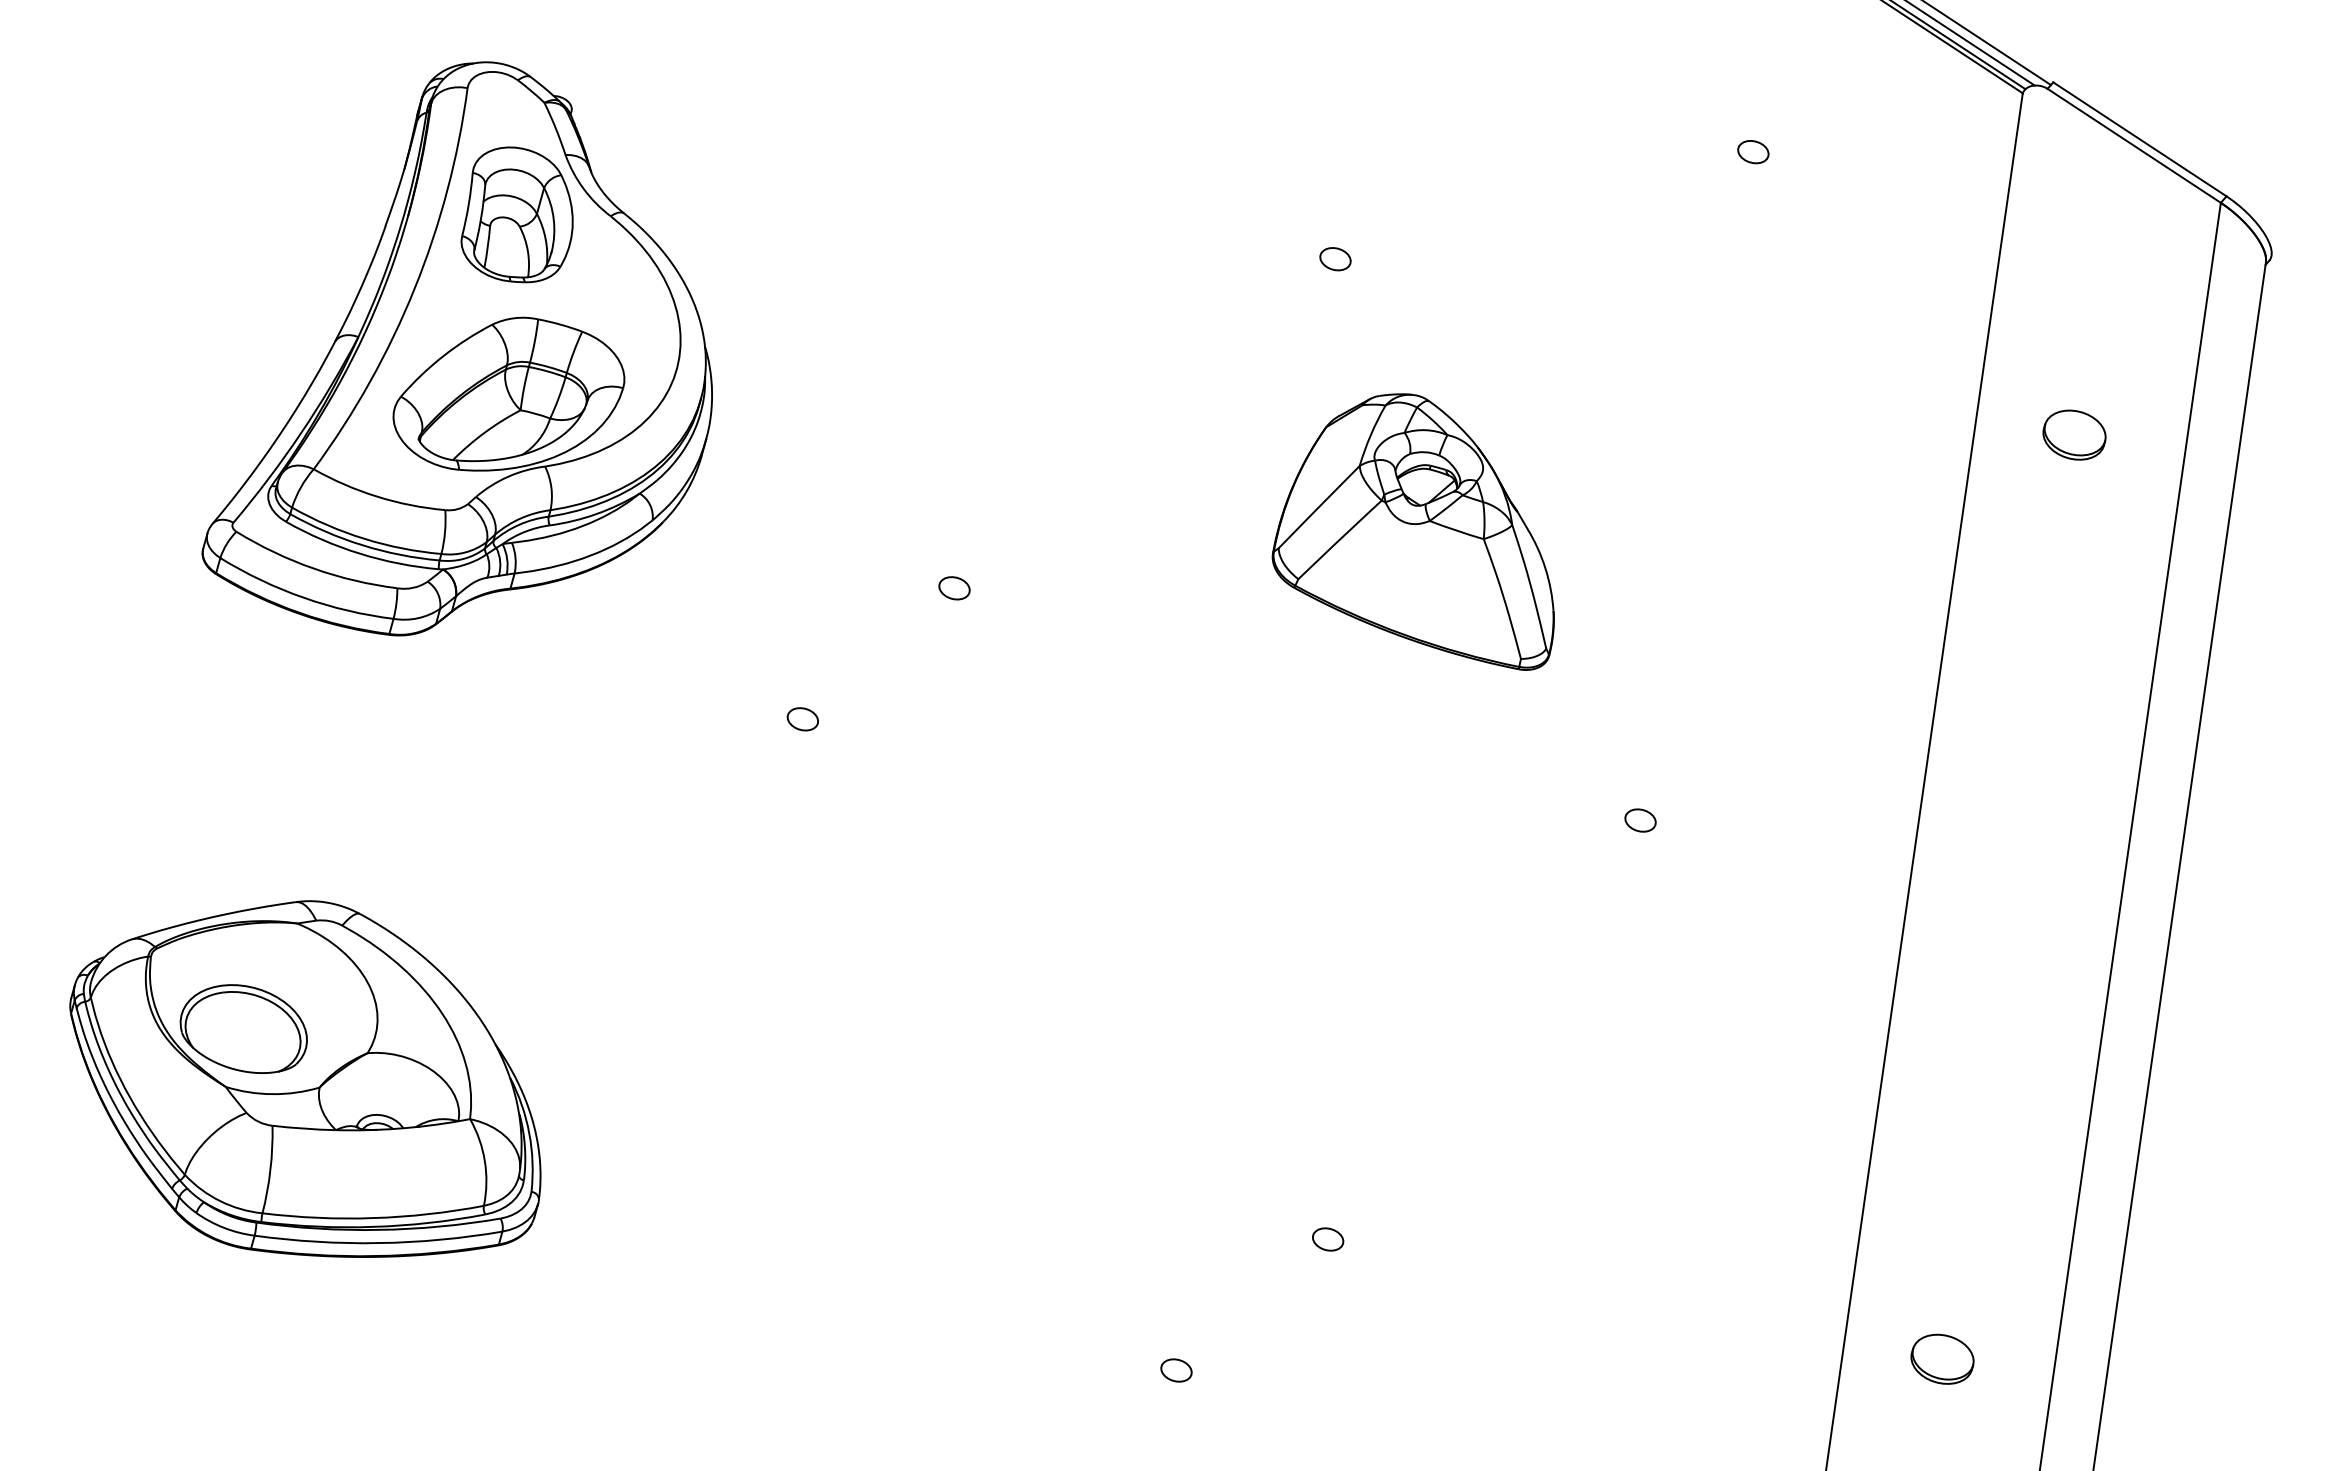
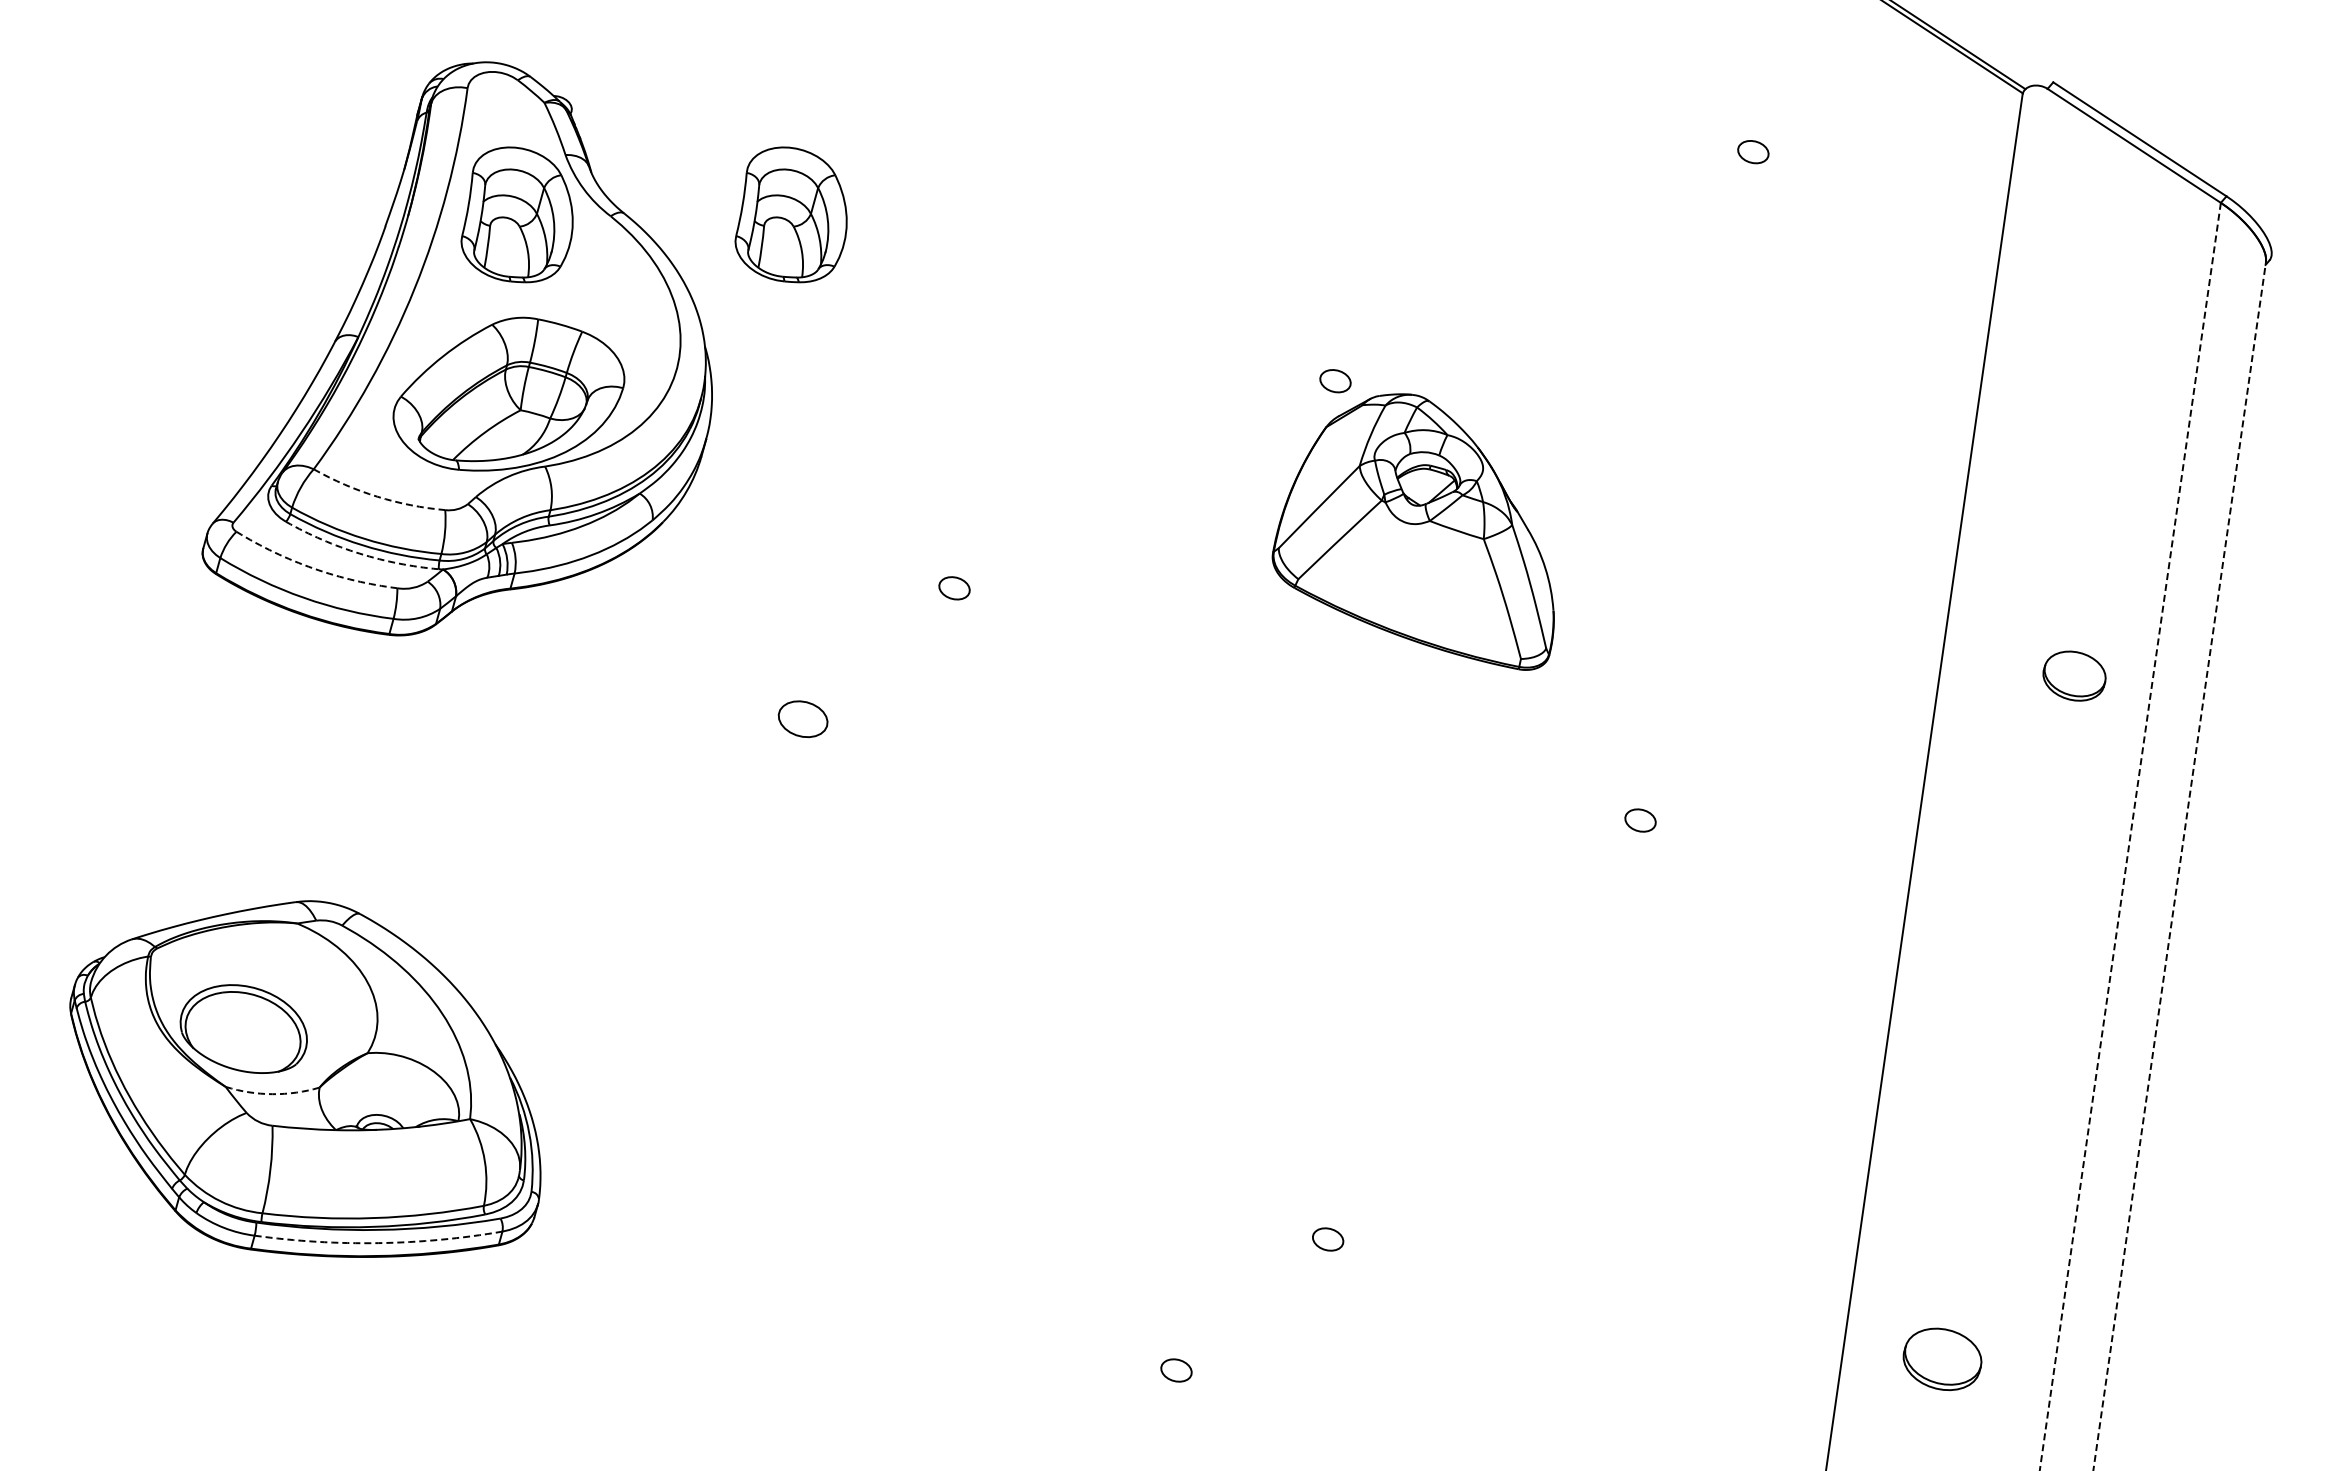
line: present -> none (1971, 43)
line: present -> none (1987, 43)
part: none -> present (790, 214)
part position: (1335, 259) -> (1335, 381) (1335, 381)
part position: (2074, 434) -> (2074, 675) (2074, 675)
arc: solid -> dashed (377, 496)
arc: solid -> dashed (359, 553)
arc: solid -> dashed (313, 568)
part size: 33x25 px -> 52x39 px (802, 719)
line: solid -> dashed (2130, 837)
line: solid -> dashed (2179, 865)
arc: solid -> dashed (272, 1094)
arc: solid -> dashed (378, 1243)
part size: 65x52 px -> 81x65 px (1942, 1359)
